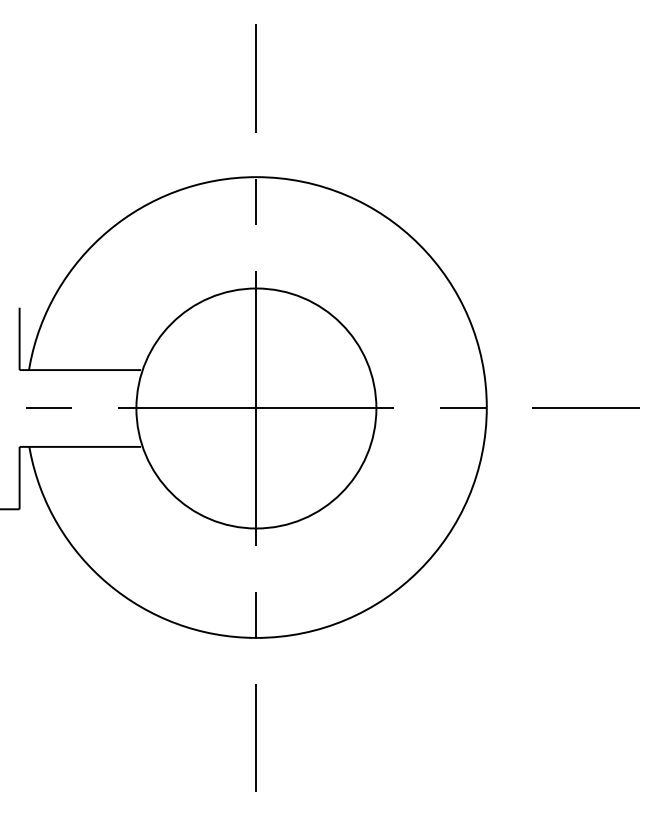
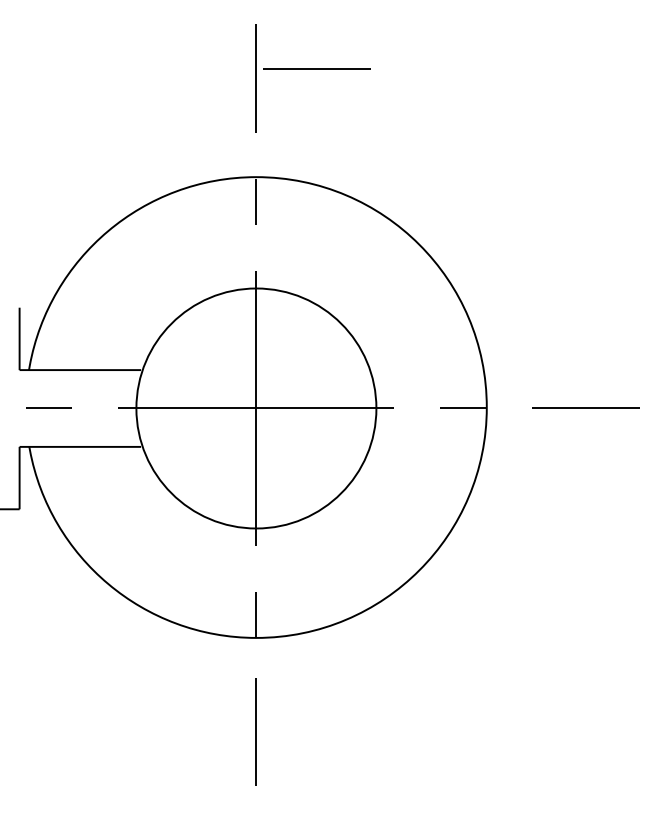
line: none -> present (316, 68)
line position: (255, 737) -> (255, 731) (255, 731)
